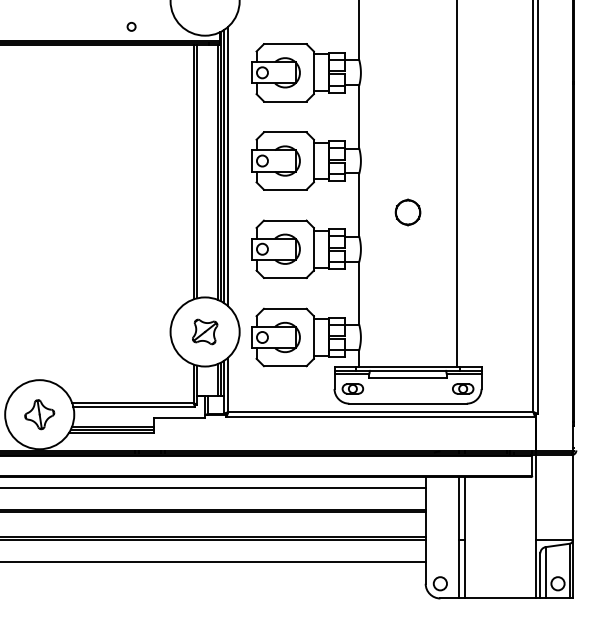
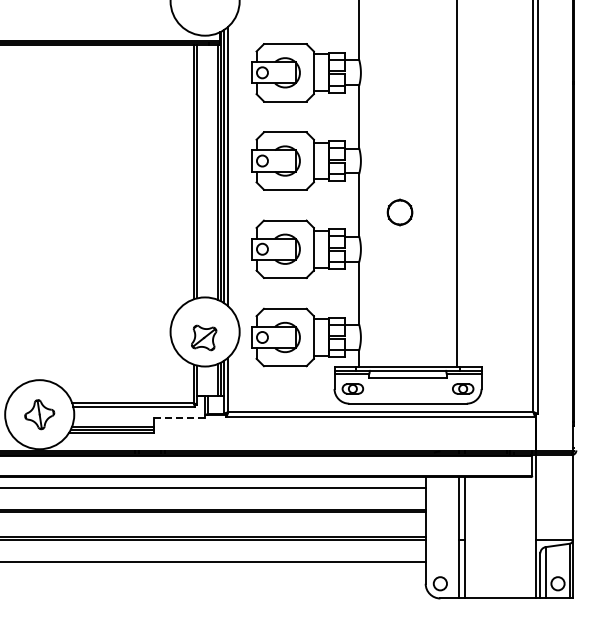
circle: present -> none (131, 26)
part position: (407, 212) -> (399, 212) (399, 212)
part position: (205, 331) -> (204, 337) (204, 337)
line: solid -> dashed (179, 418)
